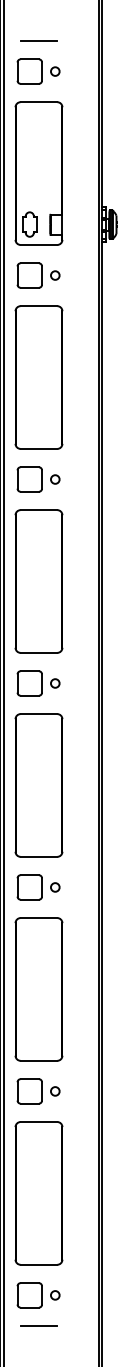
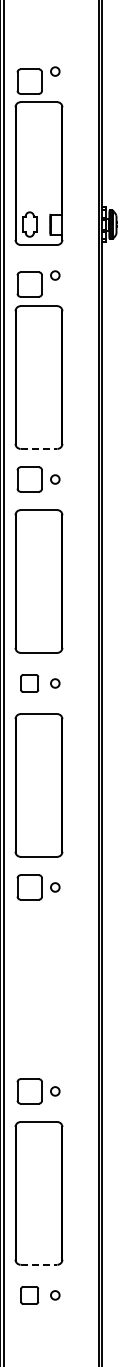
line: present -> none (38, 41)
part position: (29, 71) -> (29, 81) (29, 81)
part position: (29, 275) -> (29, 284) (29, 284)
line: solid -> dashed (39, 448)
part size: 27x27 px -> 20x19 px (29, 683)
part: present -> none (38, 989)
line: solid -> dashed (39, 1264)
part size: 27x27 px -> 20x19 px (29, 1295)
line: present -> none (38, 1325)
